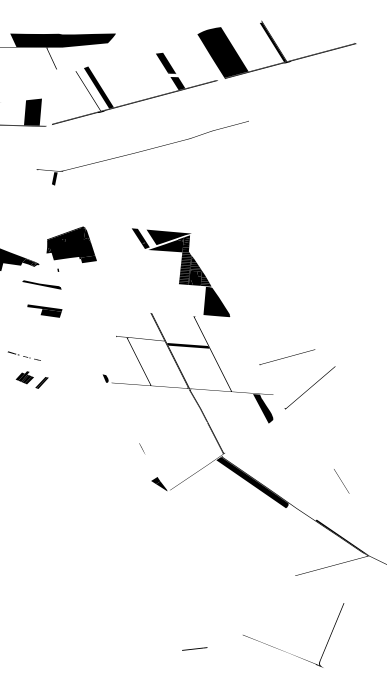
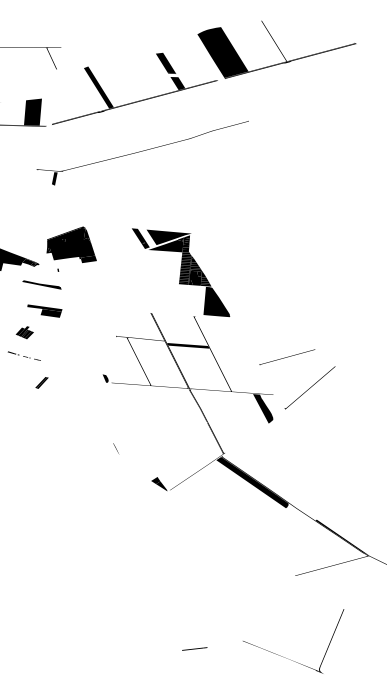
fill: present -> none (62, 40)
fill: present -> none (272, 42)
fill: present -> none (88, 91)
part position: (24, 377) -> (24, 332) (24, 332)
part position: (142, 448) -> (116, 448) (116, 448)
part: present -> none (341, 481)
part position: (285, 651) -> (285, 657) (285, 657)
